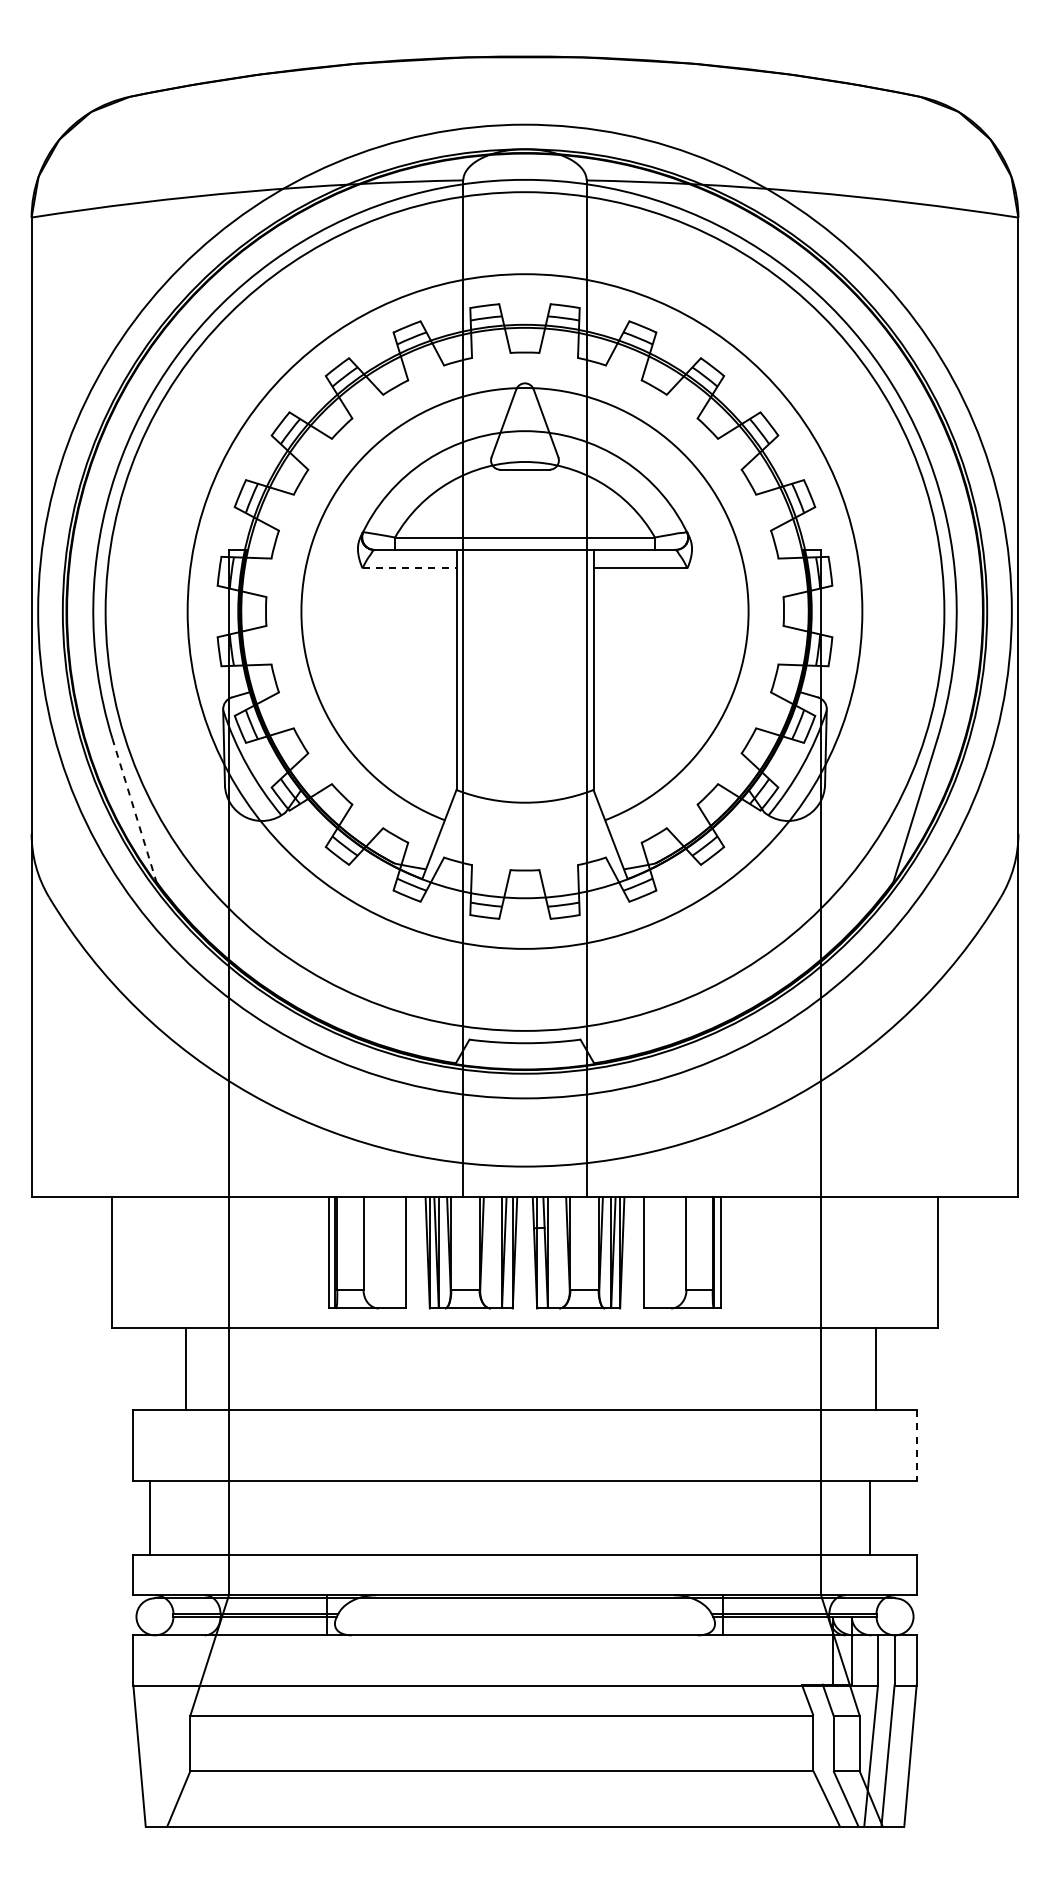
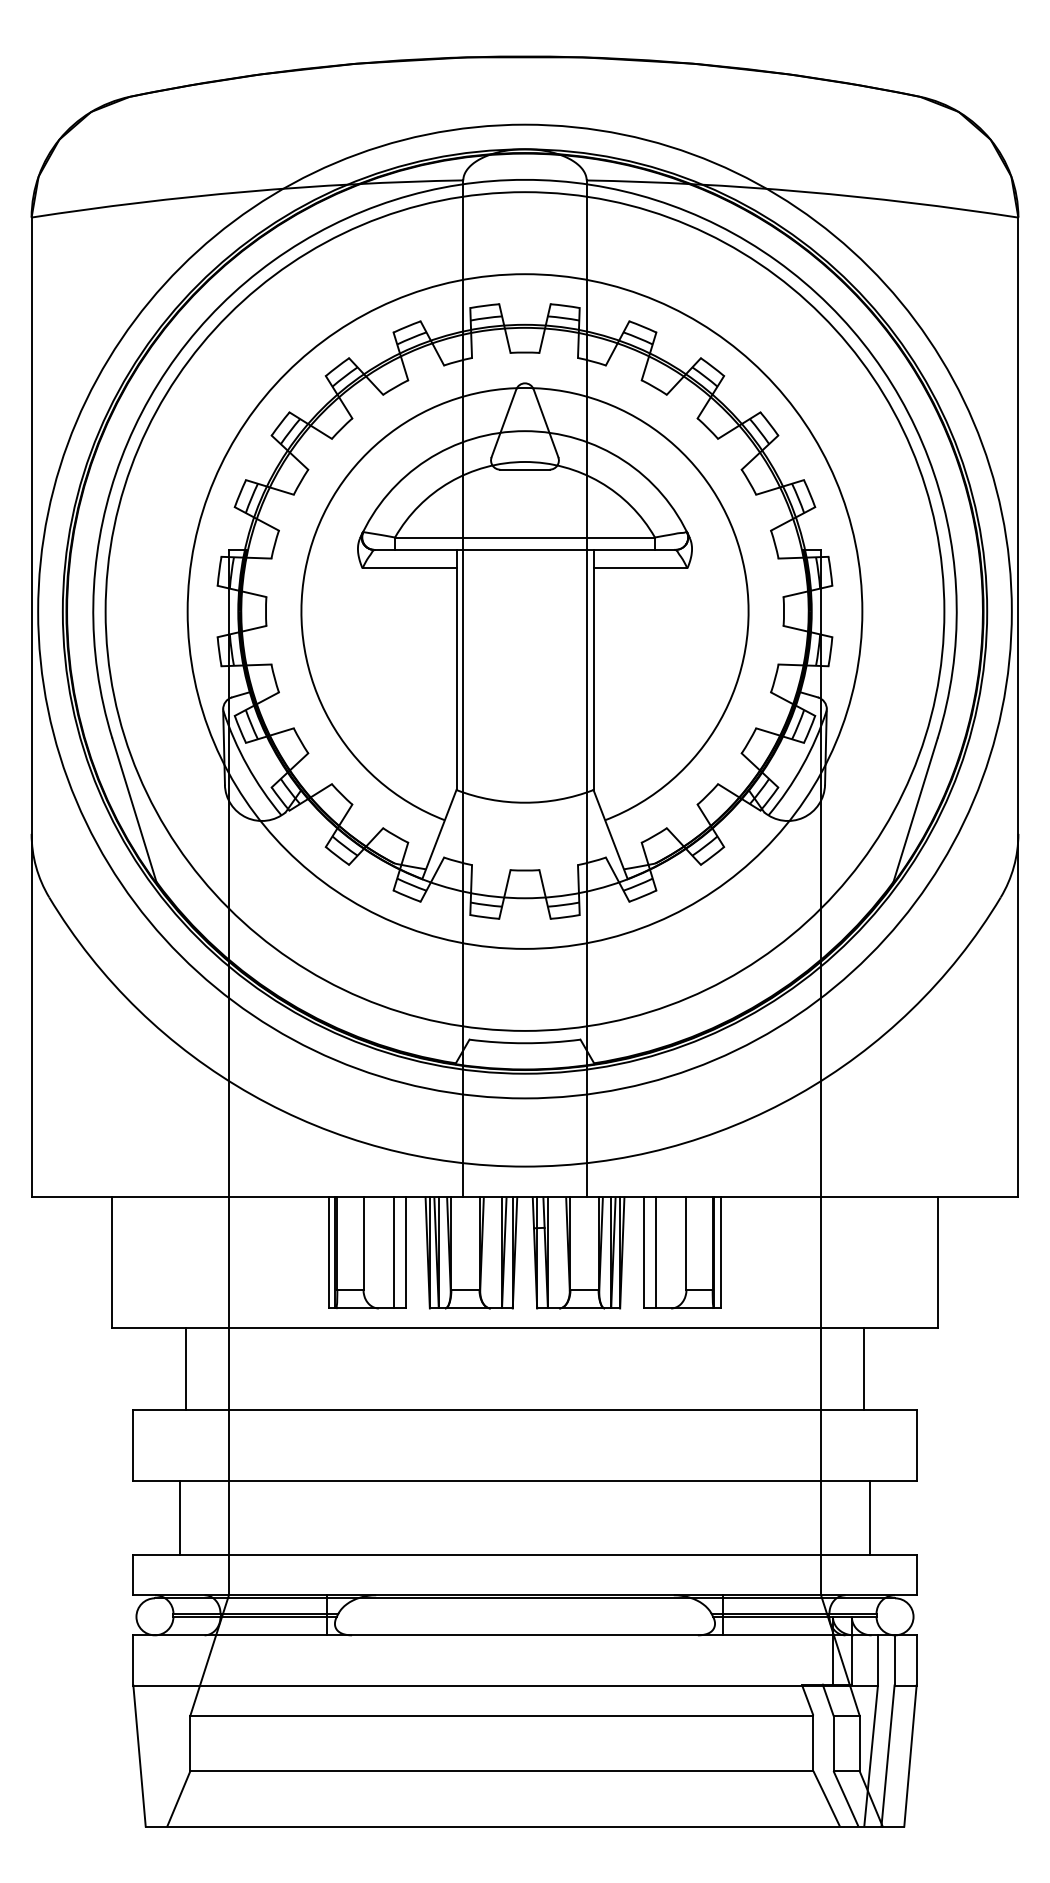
line: dashed -> solid (409, 568)
line: dashed -> solid (134, 811)
line: none -> present (394, 1252)
line: none -> present (655, 1252)
line position: (876, 1368) -> (864, 1368) (864, 1368)
line: dashed -> solid (916, 1446)
line position: (149, 1518) -> (179, 1518) (179, 1518)
